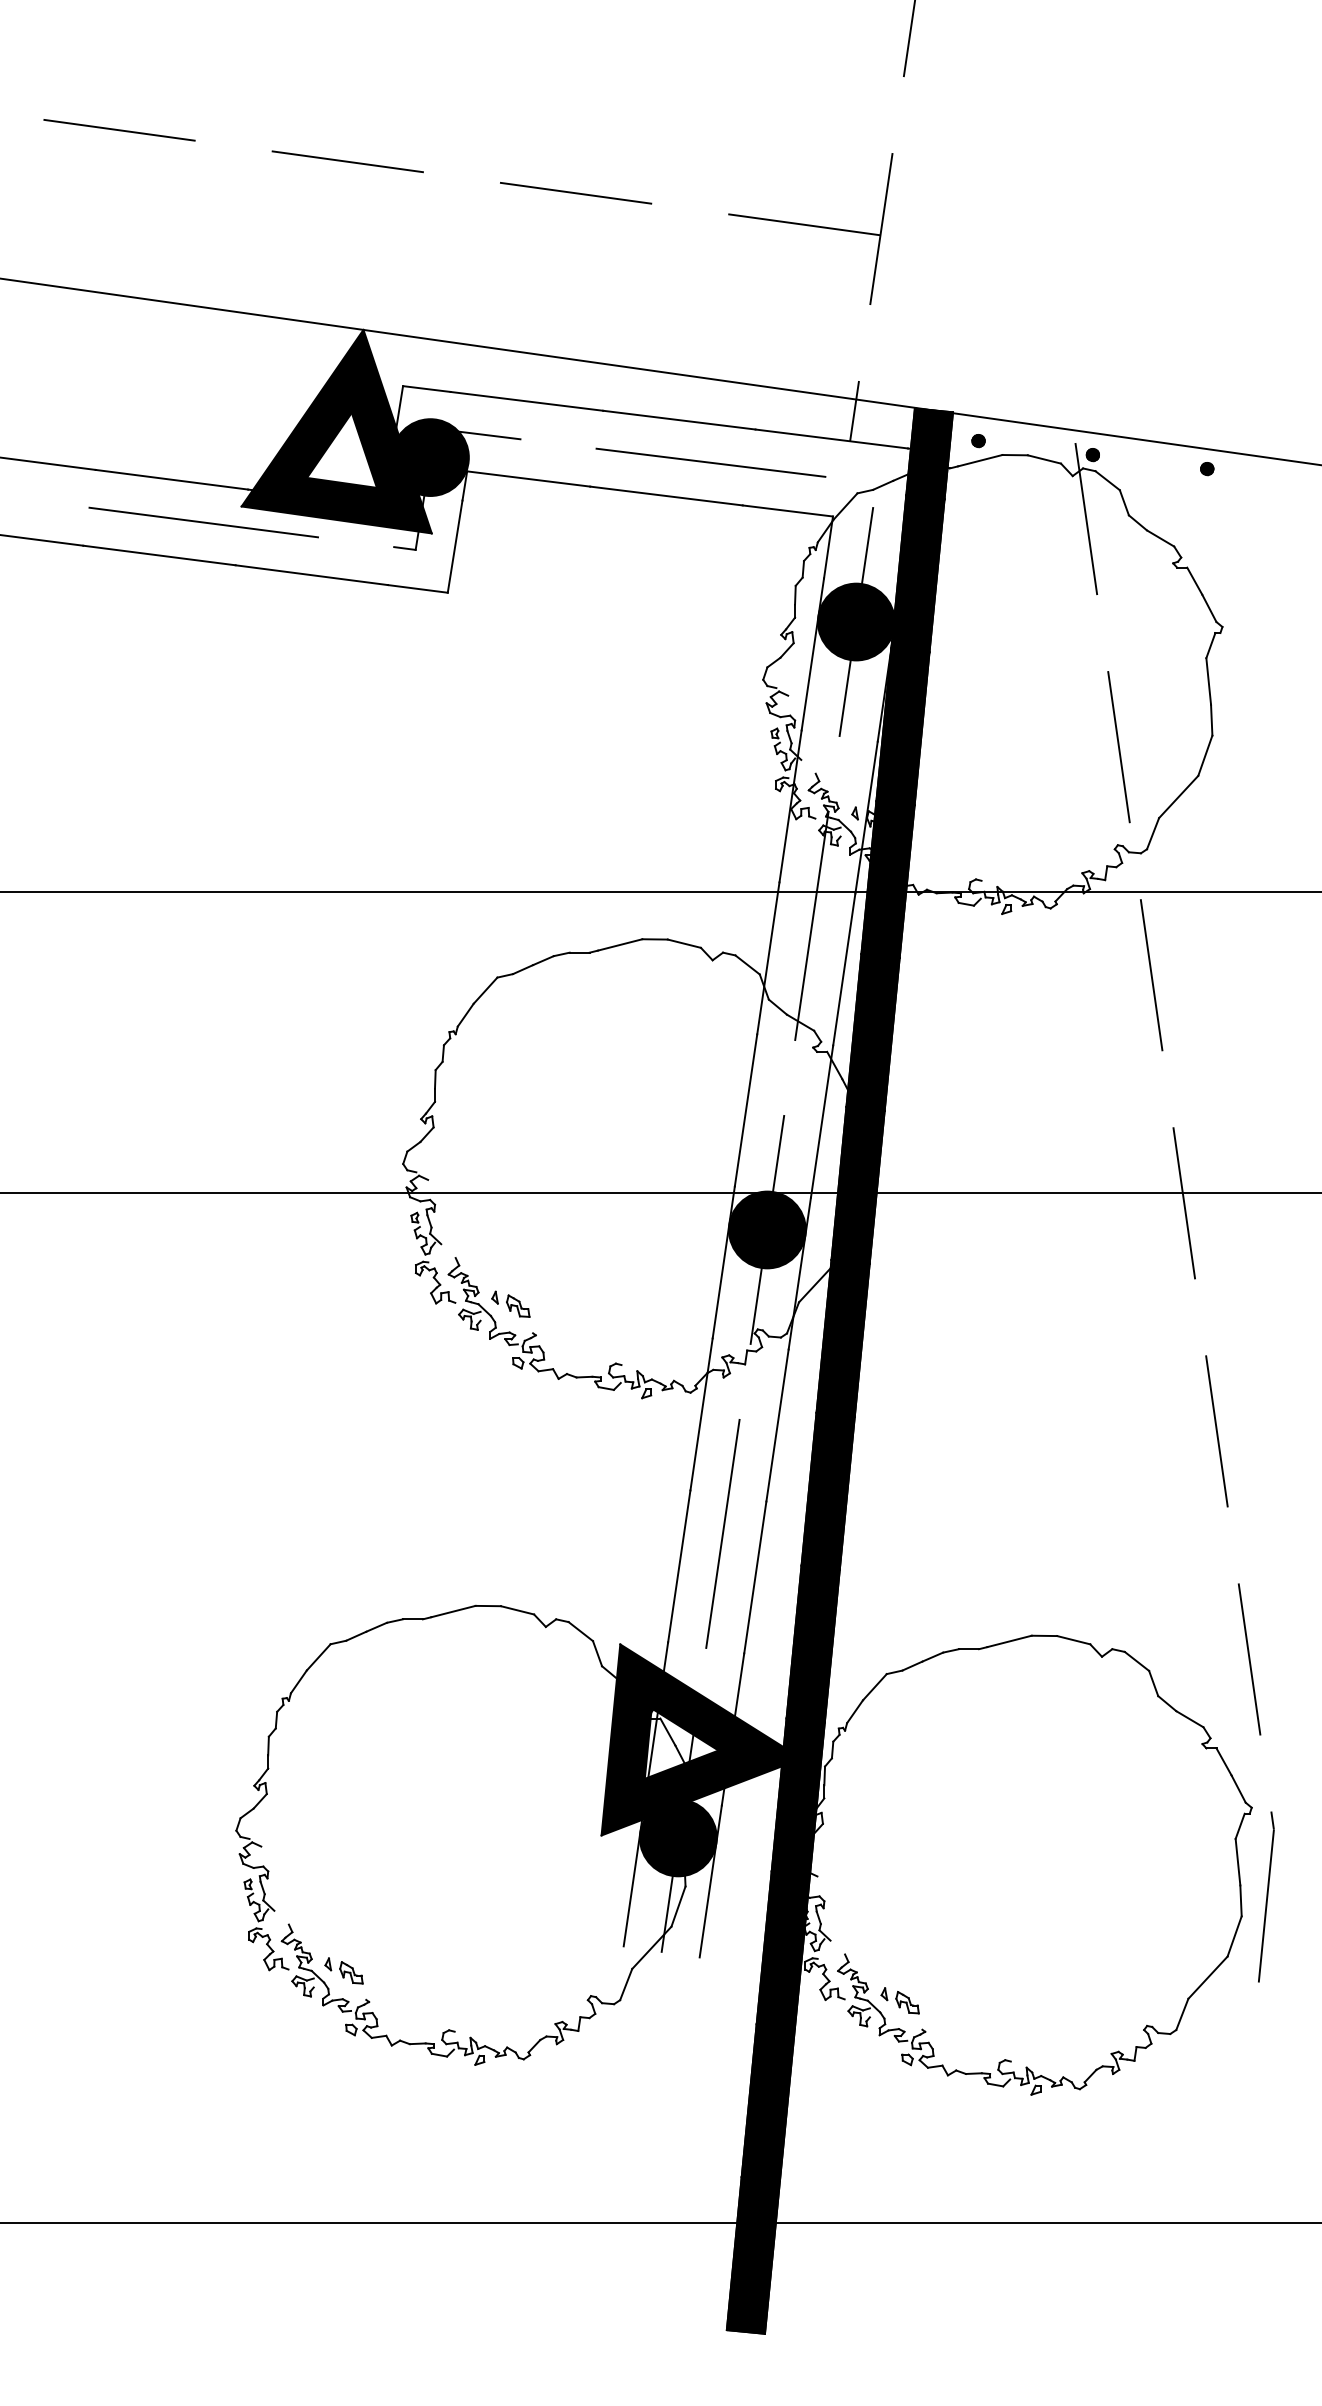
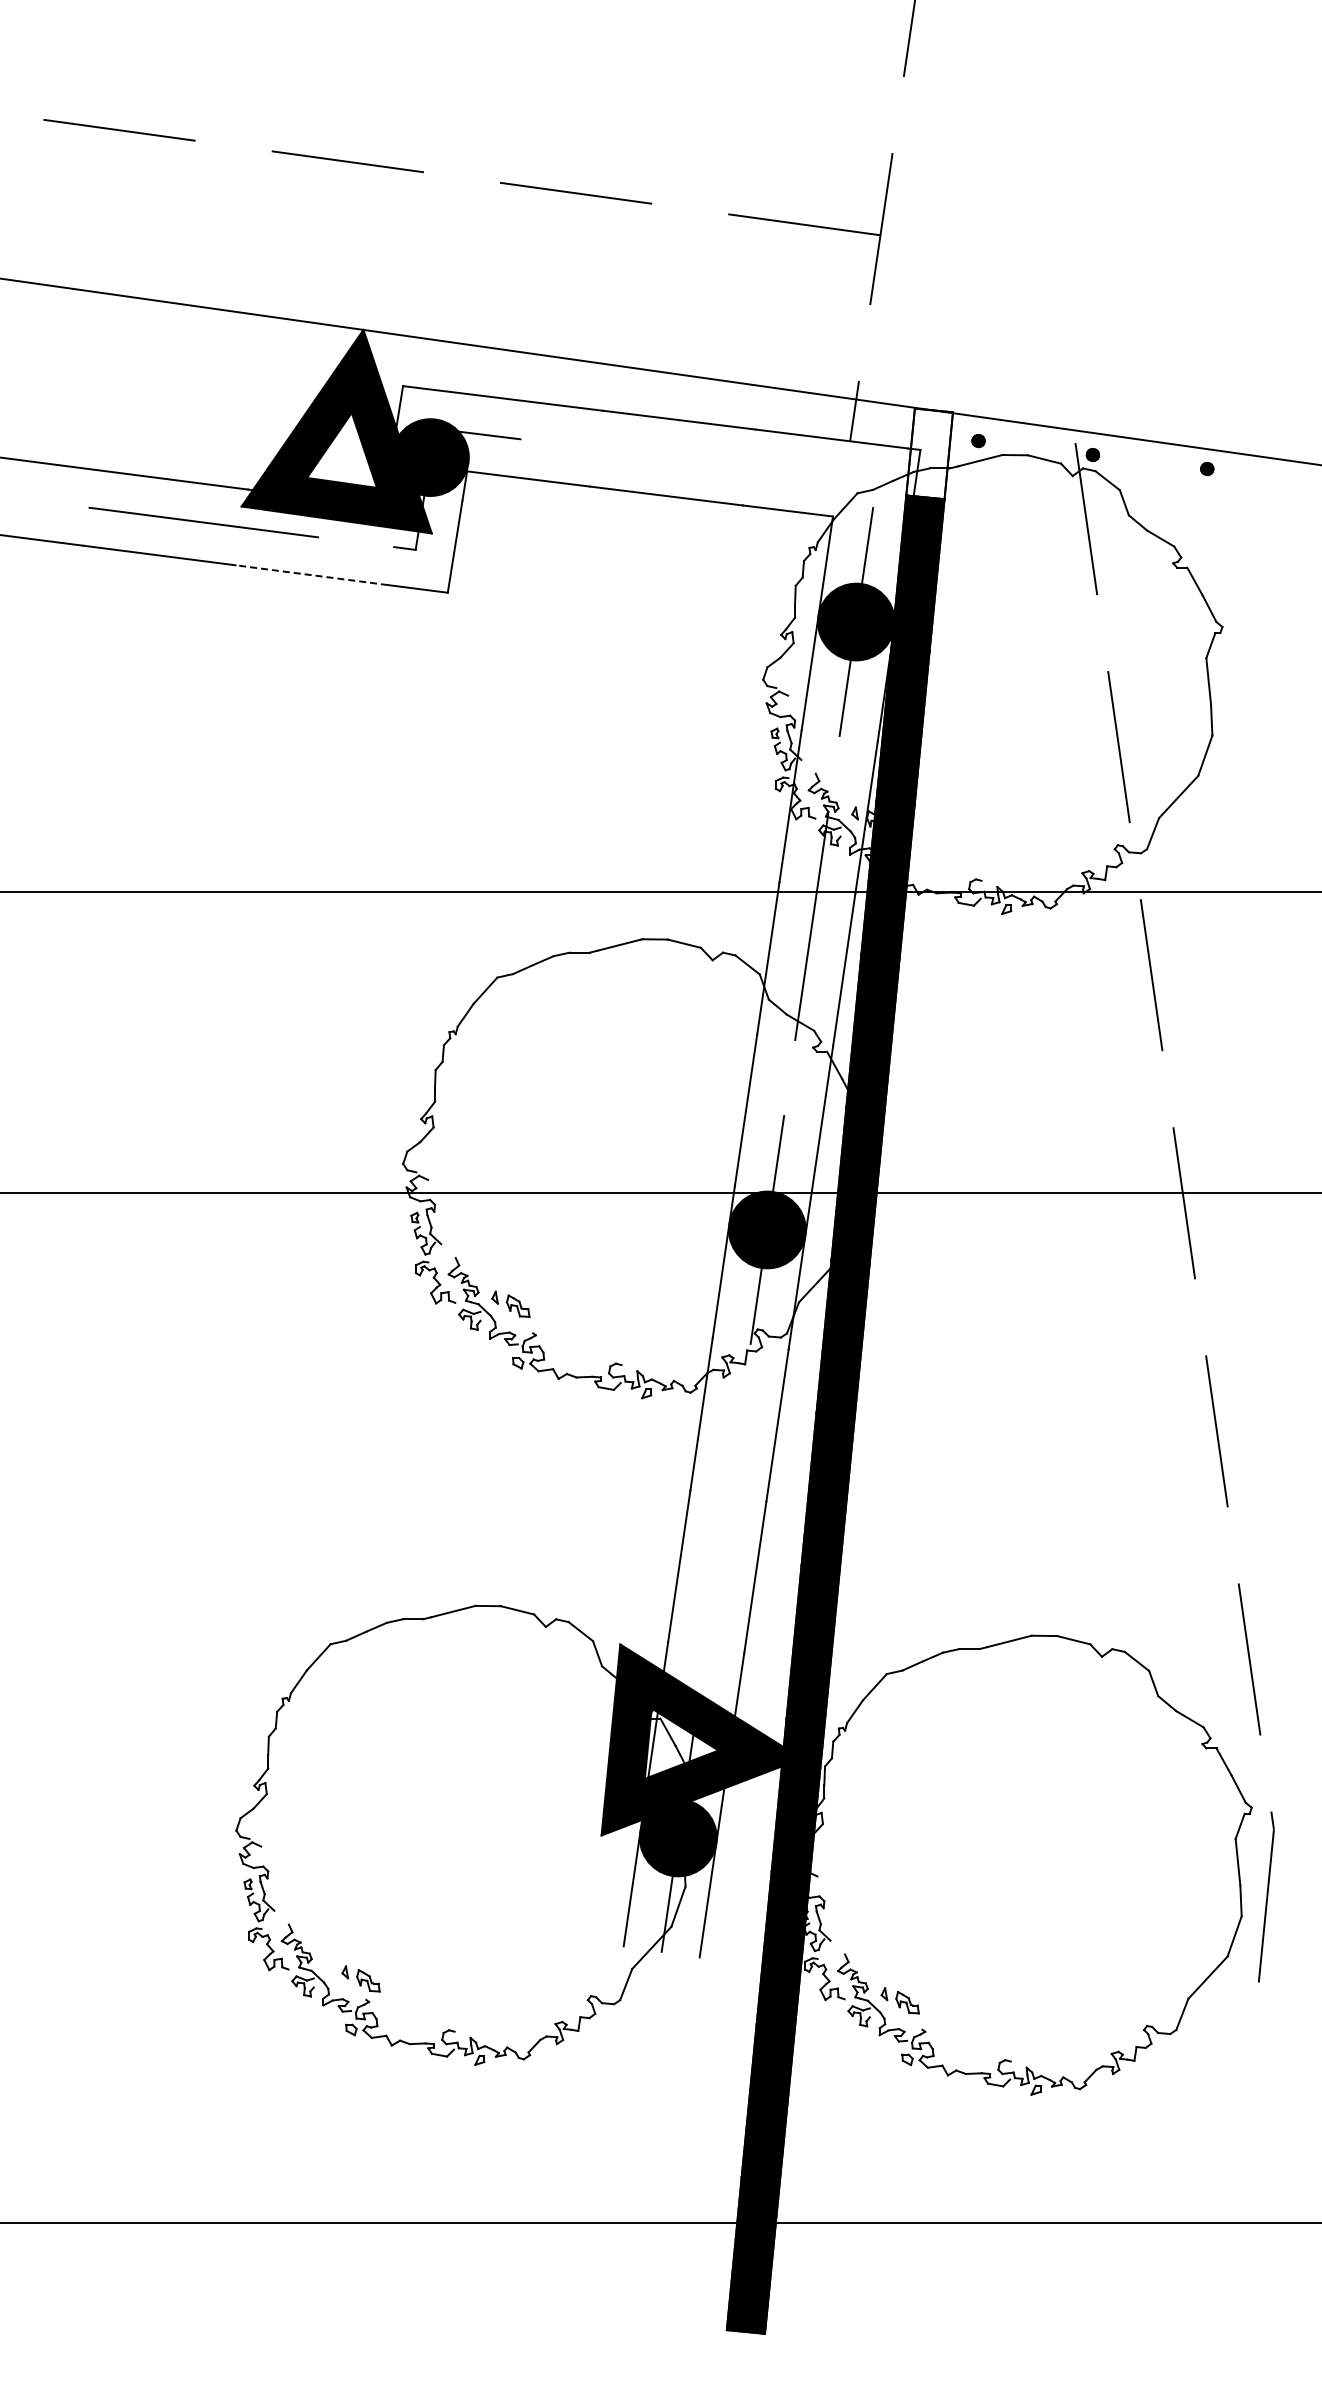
fill: present -> none (929, 453)
line: present -> none (710, 462)
line: solid -> dashed (311, 575)
line: present -> none (722, 1533)
part position: (343, 1970) -> (360, 1978) (360, 1978)
